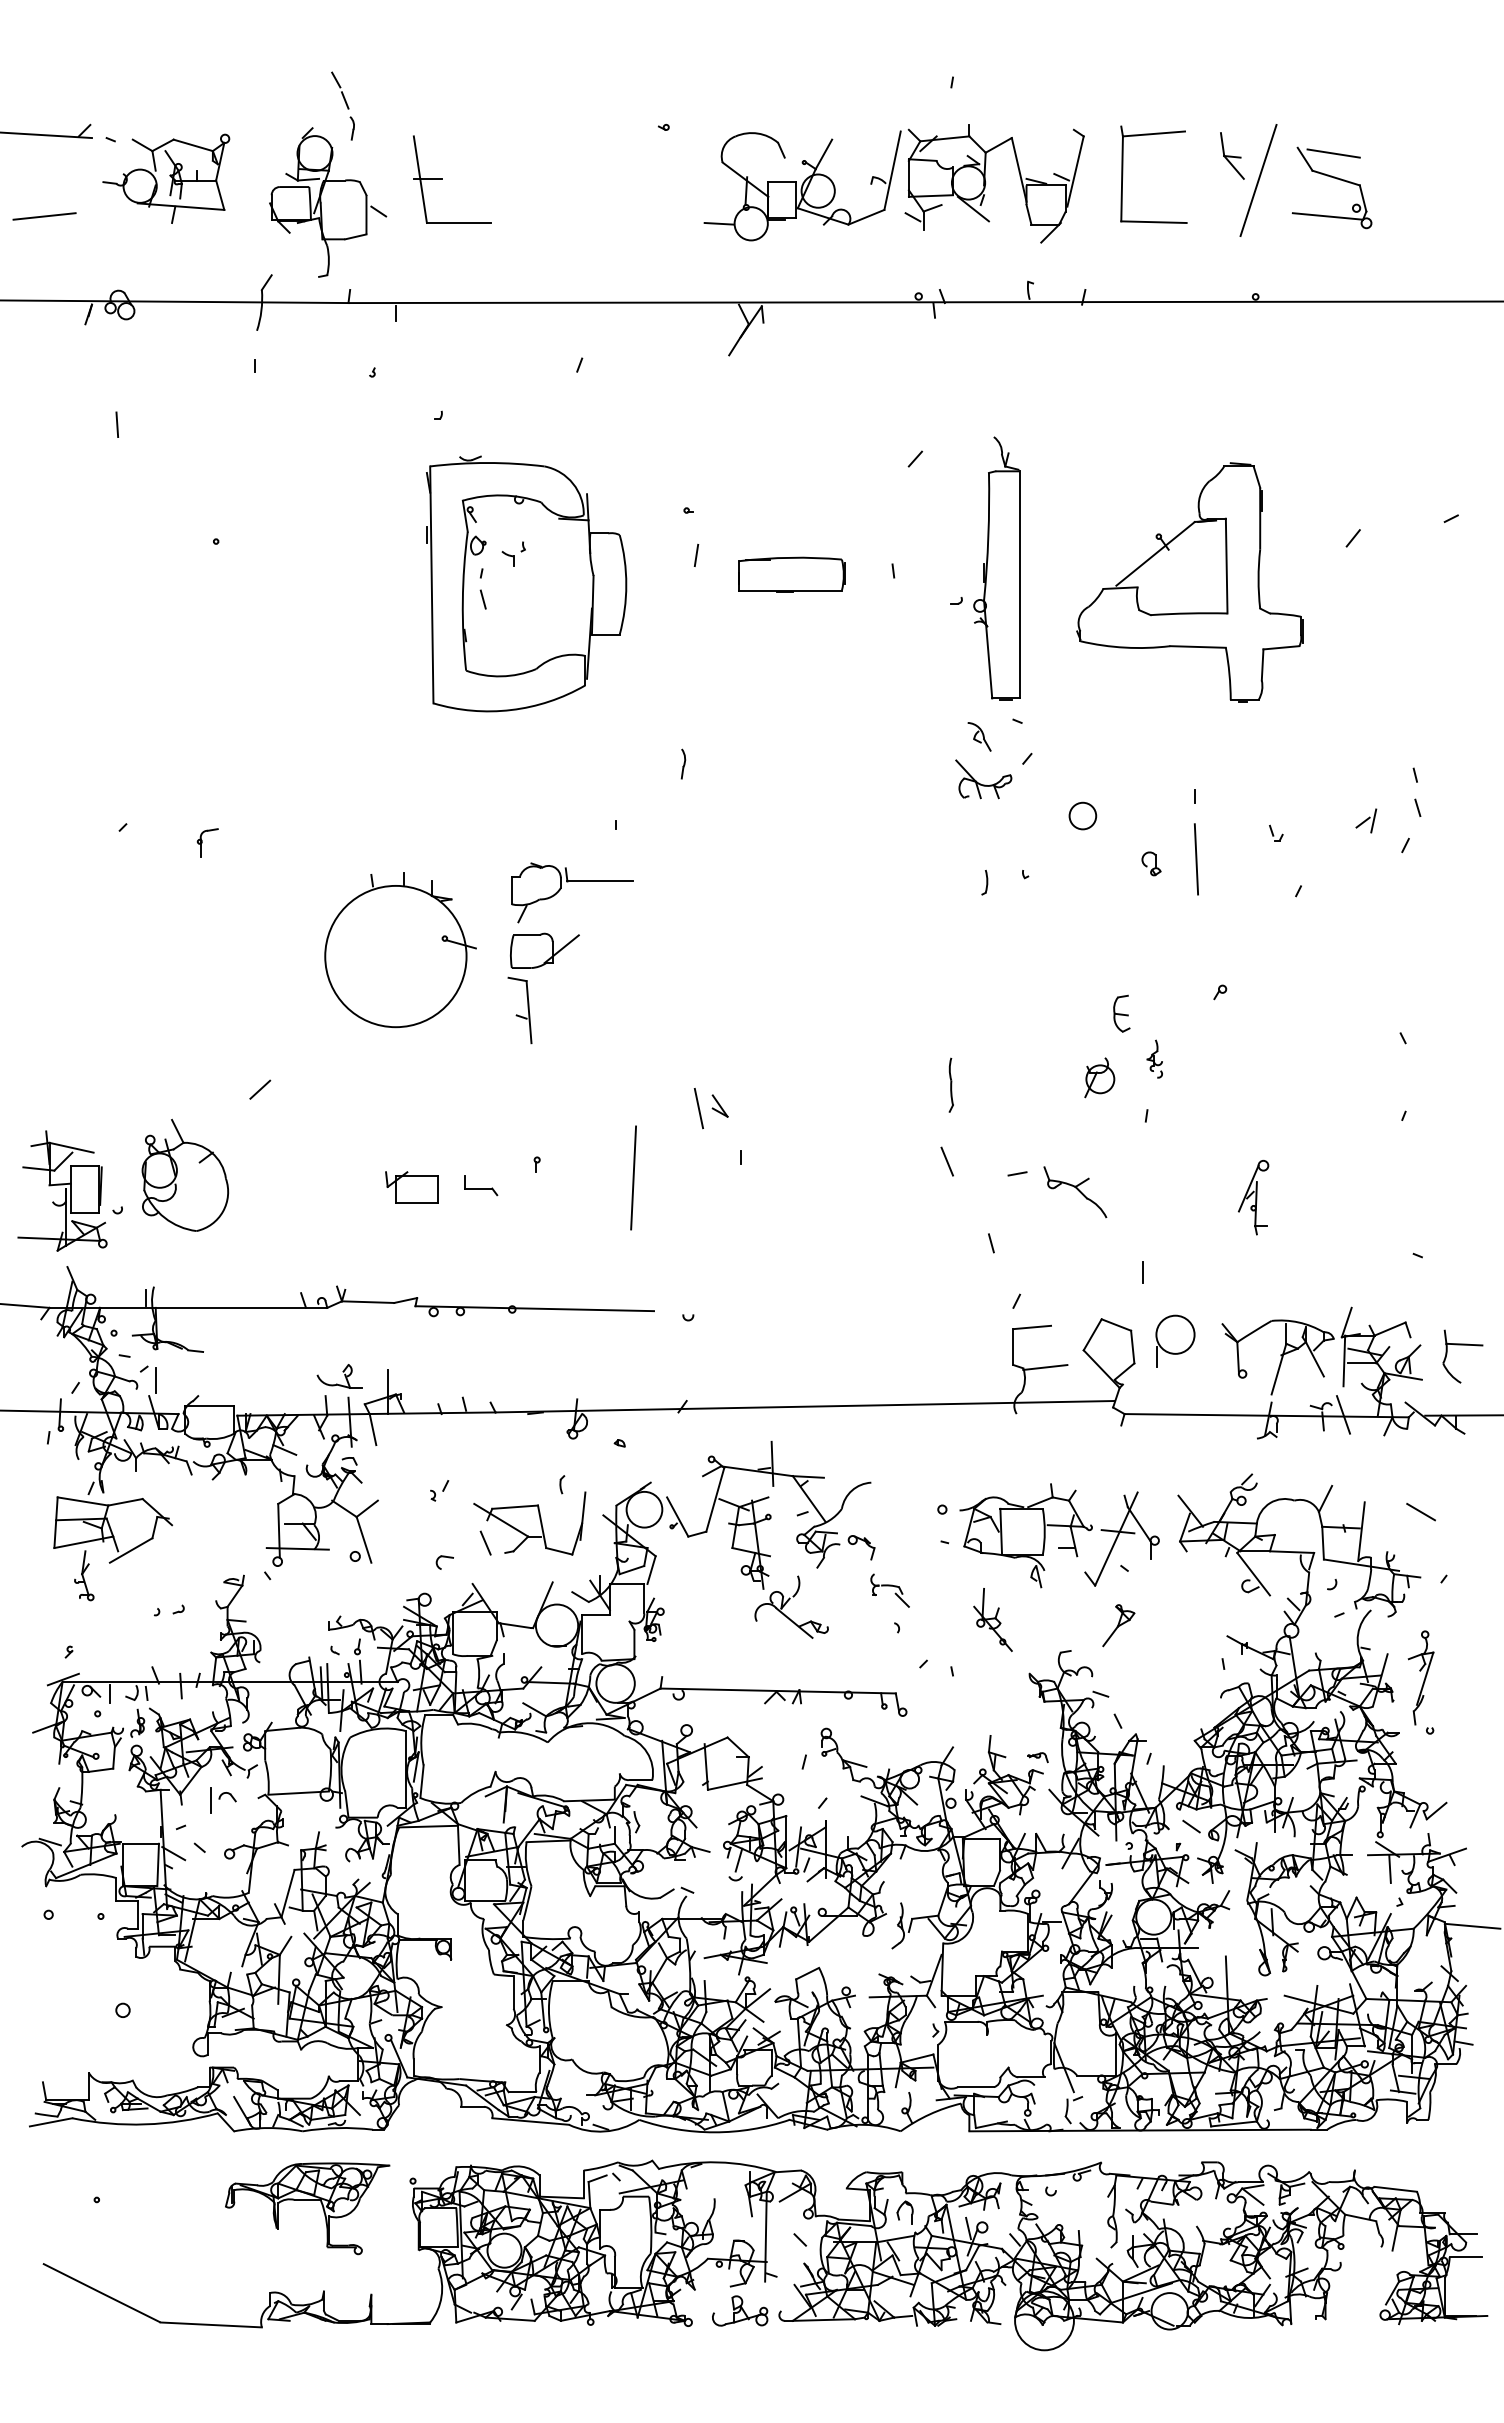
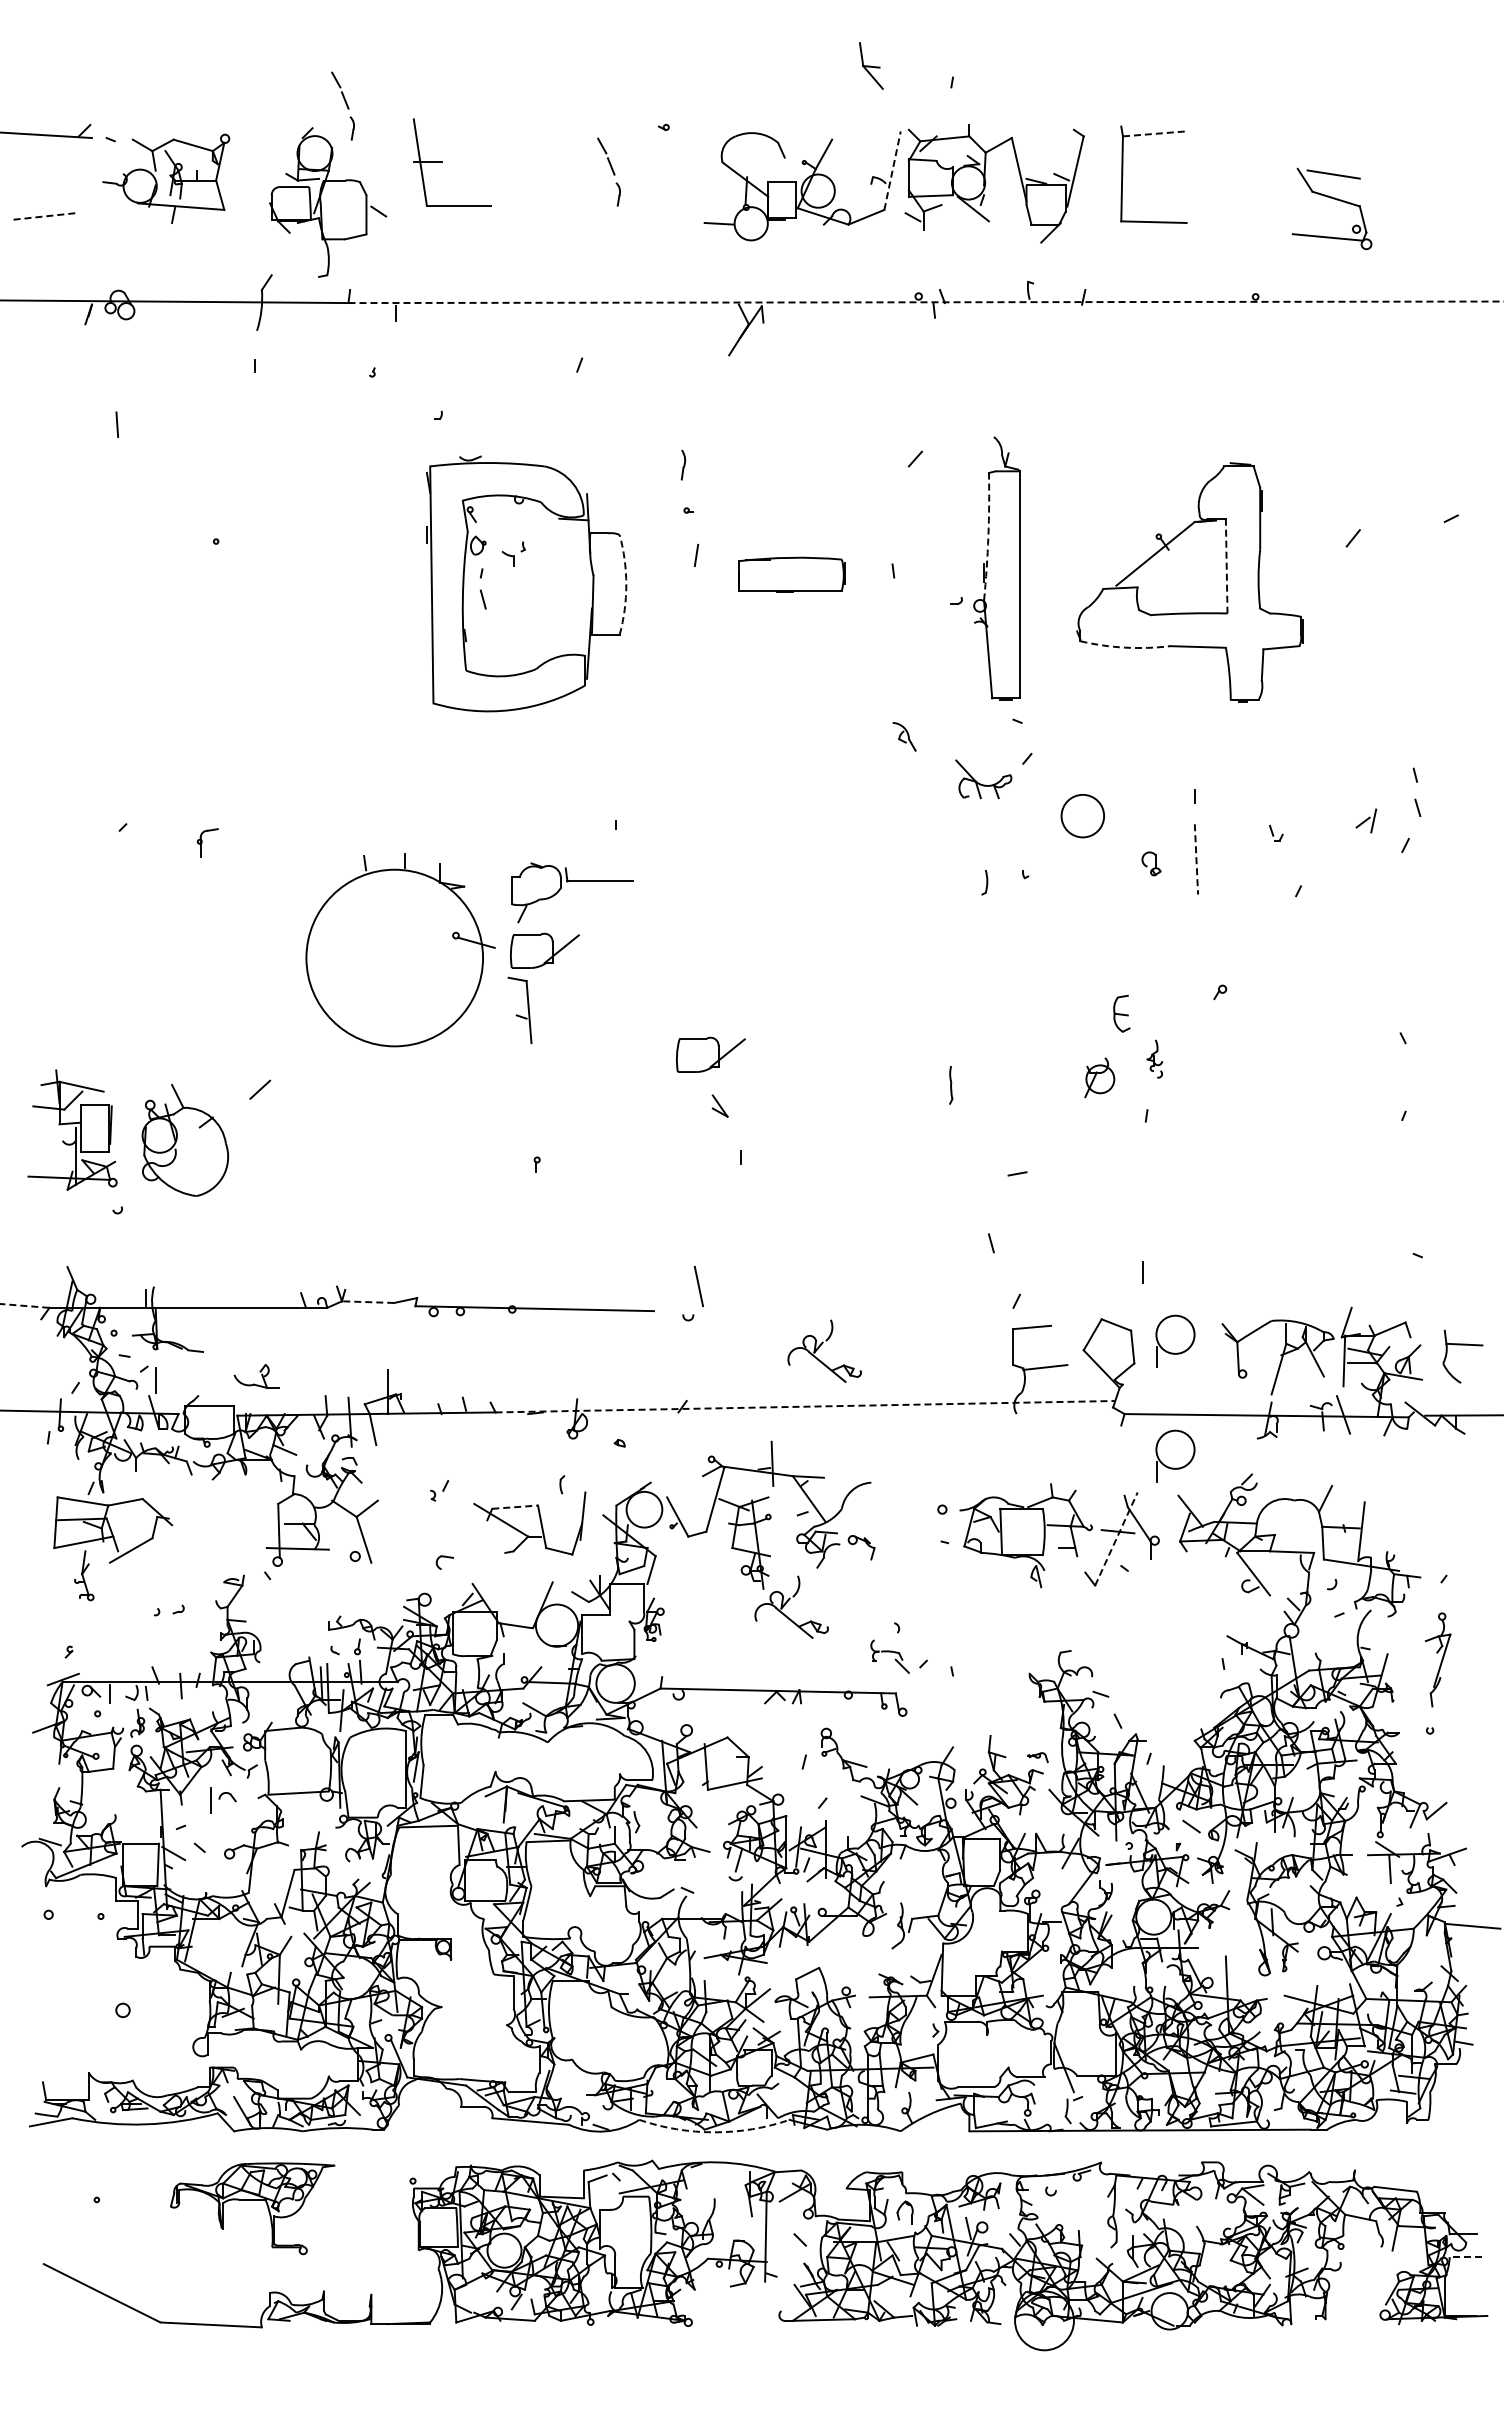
line: solid -> dashed (1154, 133)
part position: (1232, 155) -> (871, 65) (871, 65)
line: solid -> dashed (892, 170)
part: none -> present (608, 171)
part position: (1333, 178) -> (1333, 199) (1333, 199)
part position: (442, 179) -> (442, 162) (442, 162)
line: present -> none (1258, 180)
line: solid -> dashed (45, 216)
line: solid -> dashed (926, 302)
arc: solid -> dashed (988, 536)
line: solid -> dashed (1226, 566)
arc: solid -> dashed (626, 584)
arc: solid -> dashed (1125, 647)
part position: (979, 736) -> (904, 736) (904, 736)
part position: (683, 763) -> (683, 464) (683, 464)
circle size: 30x30 px -> 45x45 px (1082, 816)
line: solid -> dashed (1196, 859)
part size: 153x157 px -> 191x195 px (400, 950)
part: none -> present (710, 1054)
part size: 6x56 px -> 5x39 px (951, 1085)
line position: (698, 1108) -> (698, 1286) (698, 1286)
line: present -> none (947, 1161)
part position: (185, 1175) -> (185, 1140) (185, 1140)
line: present -> none (633, 1177)
part: present -> none (481, 1185)
part: present -> none (411, 1187)
part position: (62, 1190) -> (72, 1129) (72, 1129)
part: present -> none (1075, 1192)
part: present -> none (1253, 1197)
line: solid -> dashed (367, 1302)
line: solid -> dashed (24, 1305)
part: none -> present (824, 1350)
part position: (339, 1376) -> (256, 1376) (256, 1376)
line: solid -> dashed (805, 1406)
part: none -> present (1175, 1455)
line: solid -> dashed (515, 1507)
line: present -> none (1421, 1511)
line: solid -> dashed (1116, 1538)
line: present -> none (485, 1542)
part position: (889, 1590) -> (889, 1656) (889, 1656)
part: present -> none (992, 1619)
part: present -> none (1118, 1625)
part position: (1420, 1677) -> (1437, 1659) (1437, 1659)
arc: solid -> dashed (714, 2132)
part position: (307, 2200) -> (252, 2200) (252, 2200)
line: solid -> dashed (1465, 2257)
part: present -> none (740, 2310)
